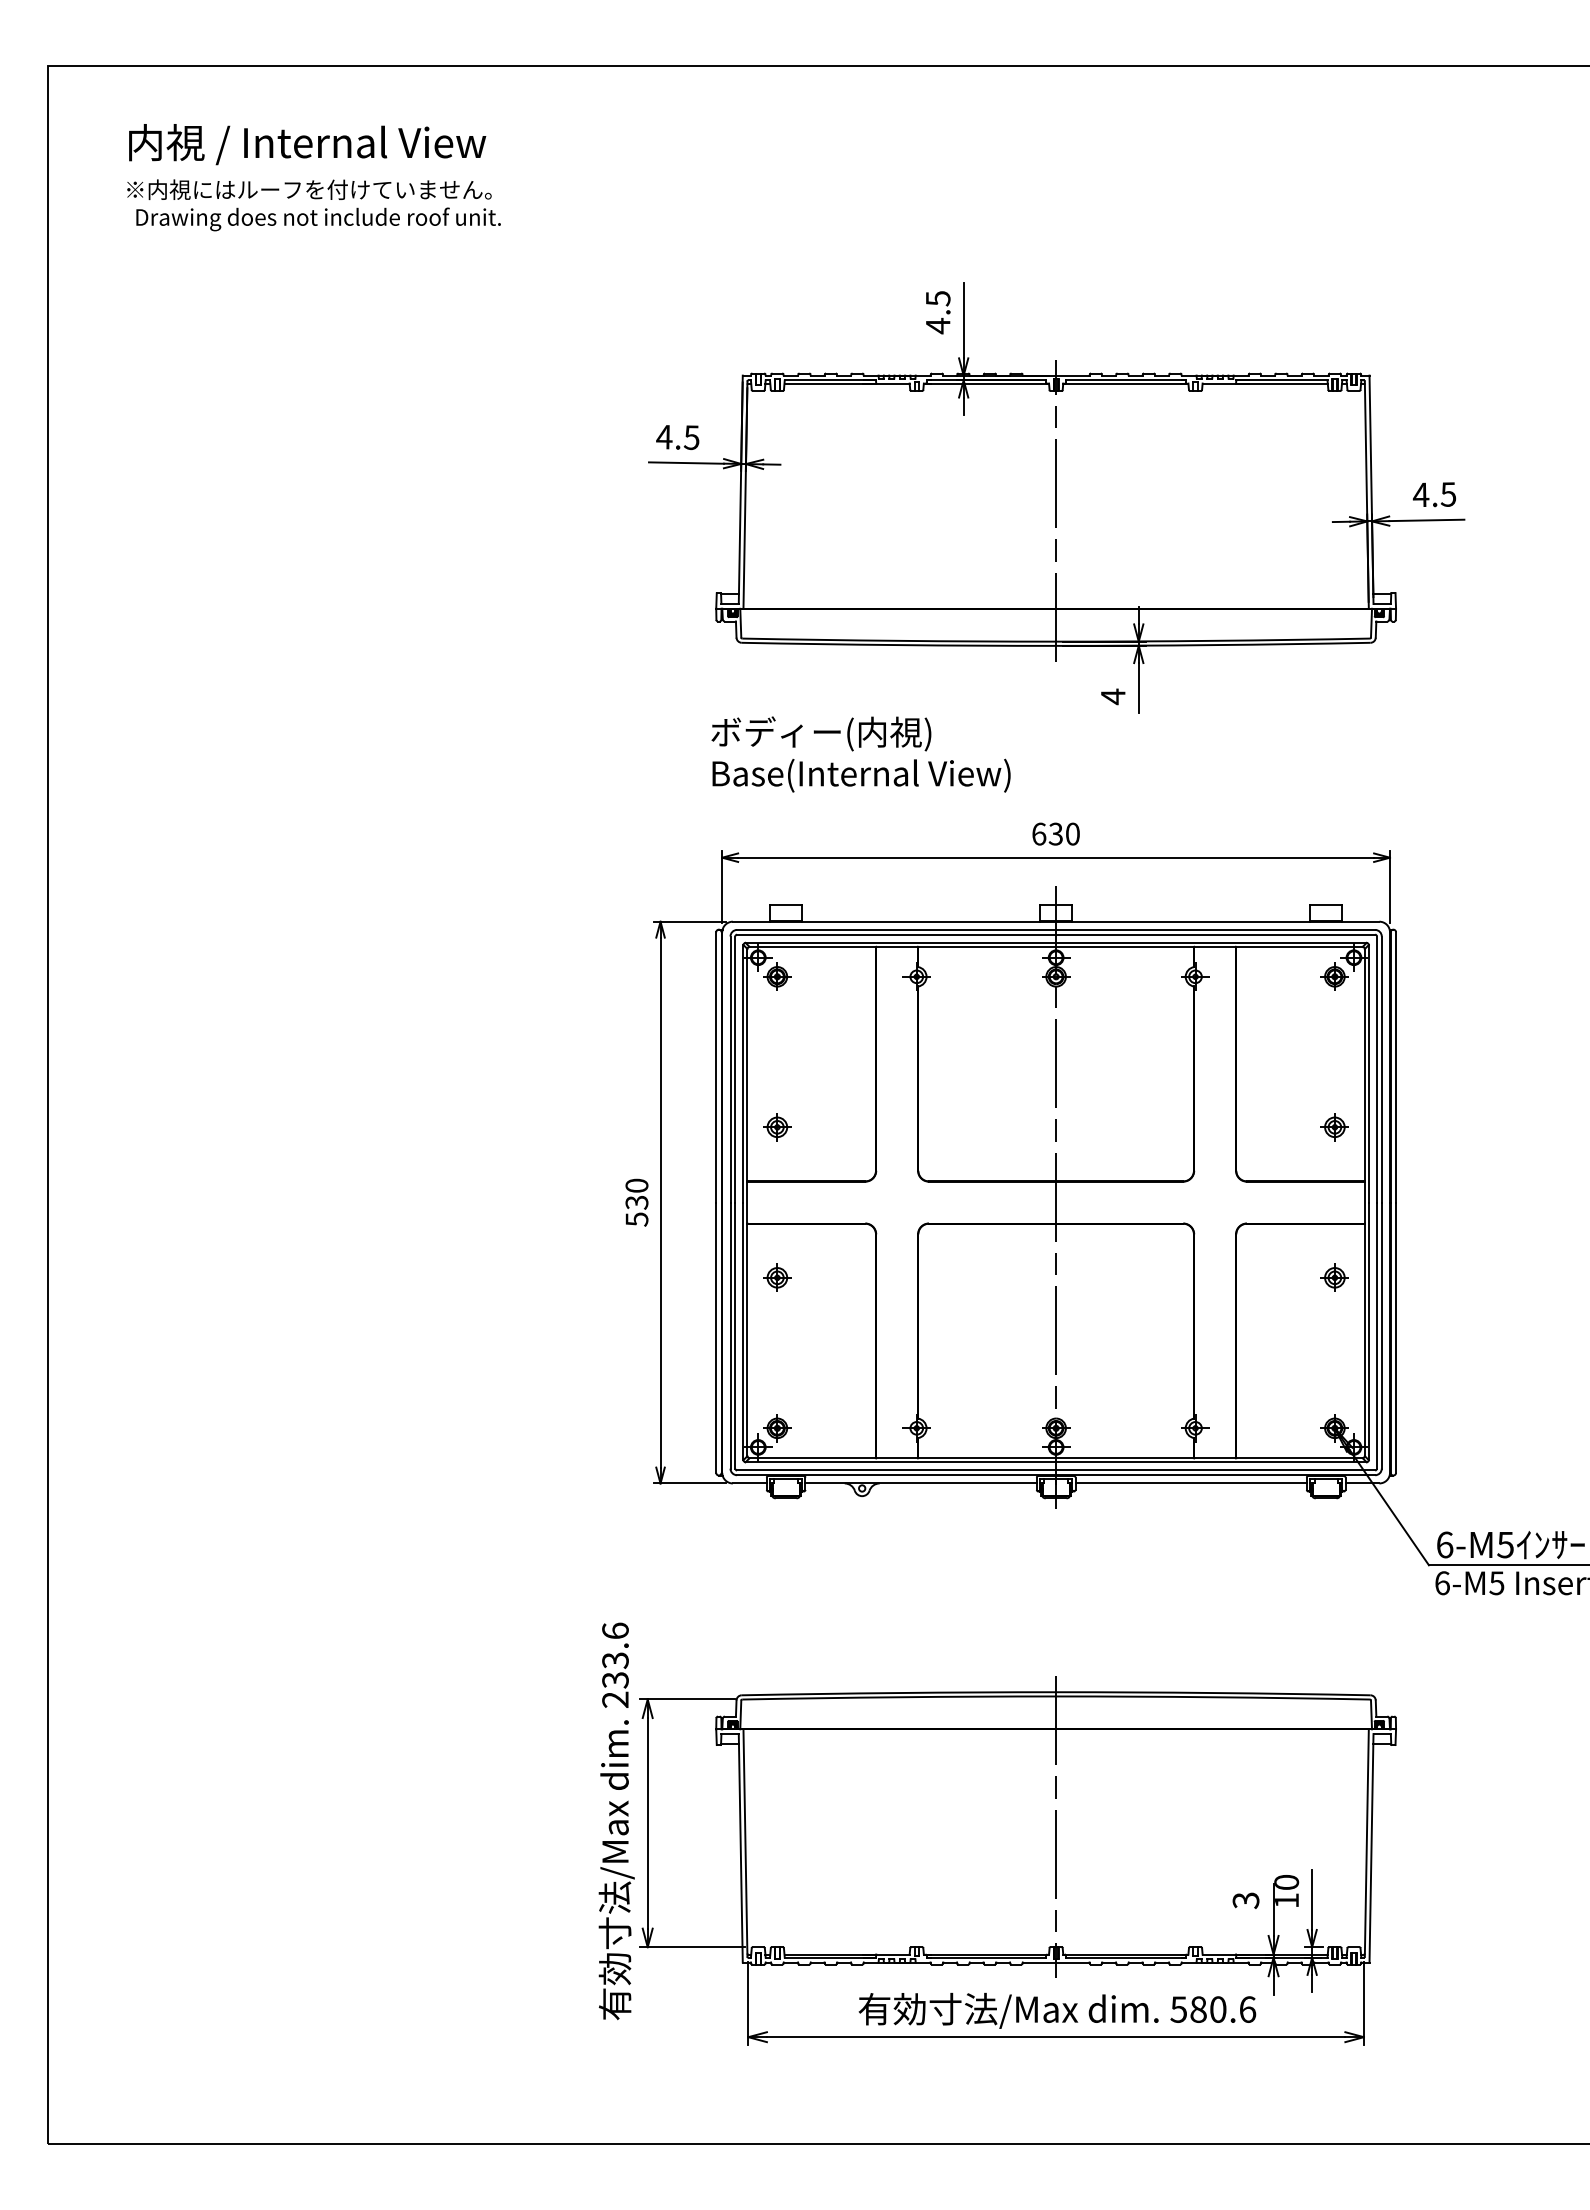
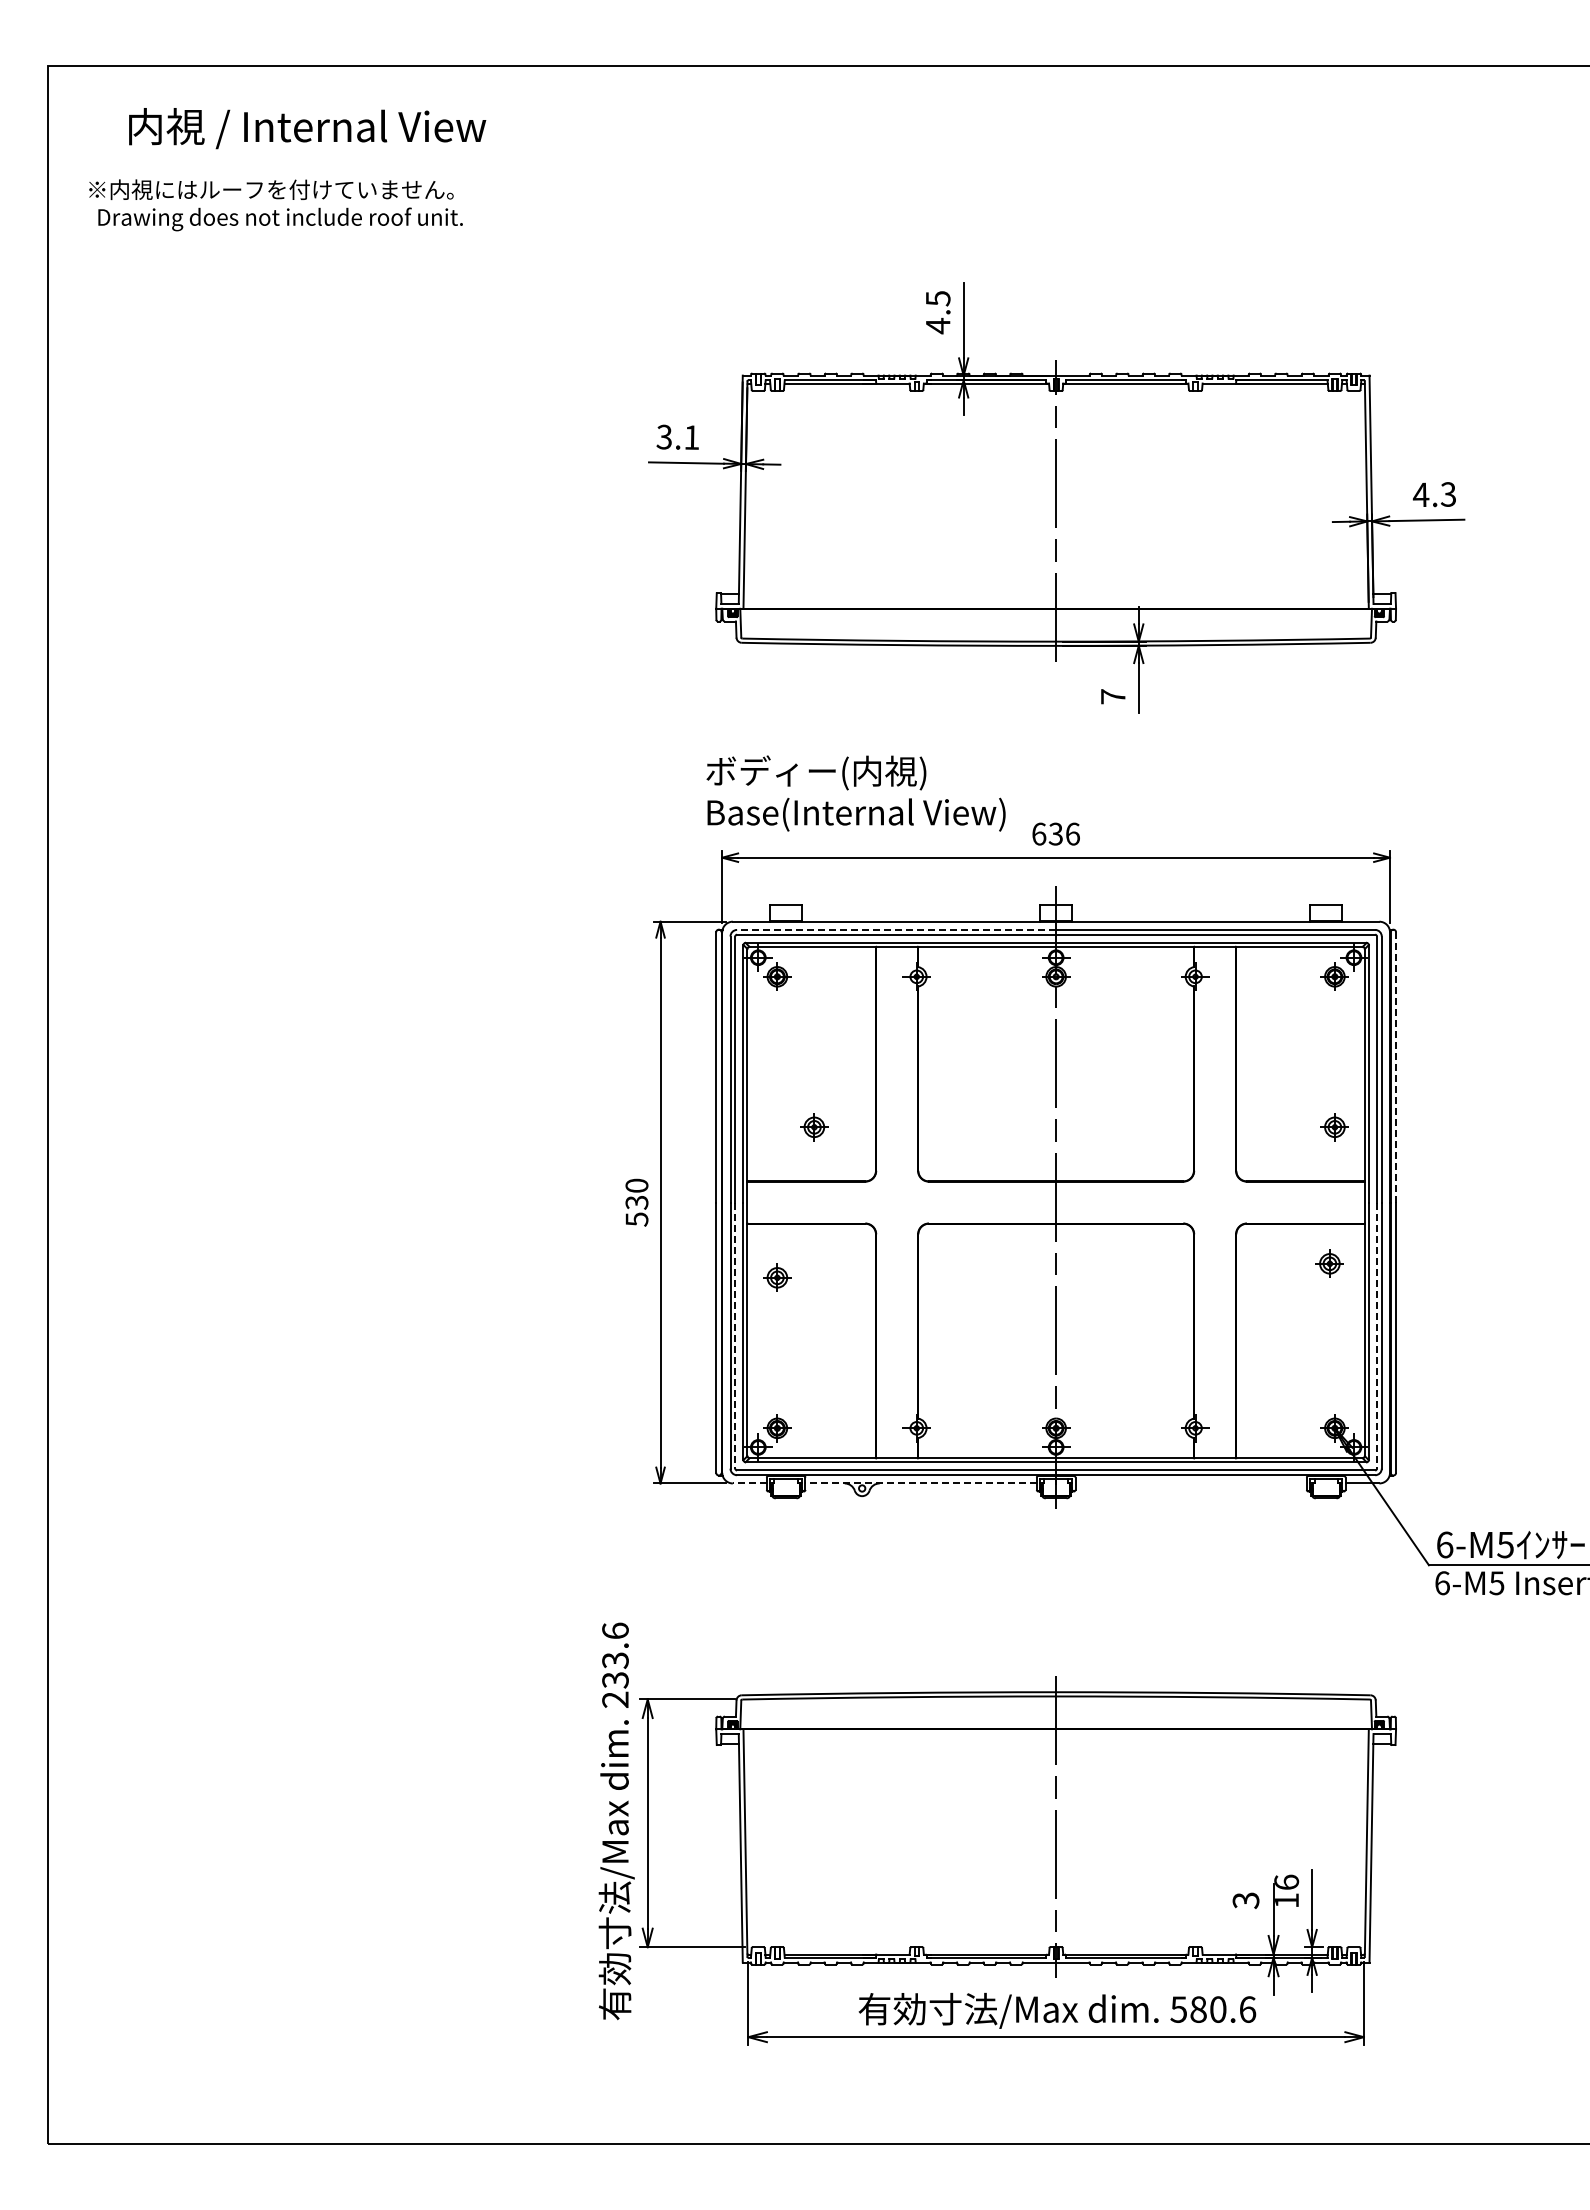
text position: (307, 144) -> (307, 128) (307, 128)
text position: (313, 205) -> (275, 205) (275, 205)
text: 4.5 -> 3.1 (677, 437)
text: 4.5 -> 4.3 (1448, 494)
text: 4 -> 7 (1113, 696)
text position: (860, 754) -> (855, 793) (855, 793)
text: 630 -> 636 (1072, 833)
line: solid -> dashed (896, 929)
line: solid -> dashed (1396, 1067)
part position: (777, 1127) -> (814, 1127) (814, 1127)
part position: (1334, 1277) -> (1329, 1263) (1329, 1263)
line: solid -> dashed (735, 1336)
line: solid -> dashed (1377, 1336)
line: solid -> dashed (749, 1483)
line: solid -> dashed (921, 1483)
line: present -> none (1190, 1483)
text: 10 -> 16 (1286, 1881)
